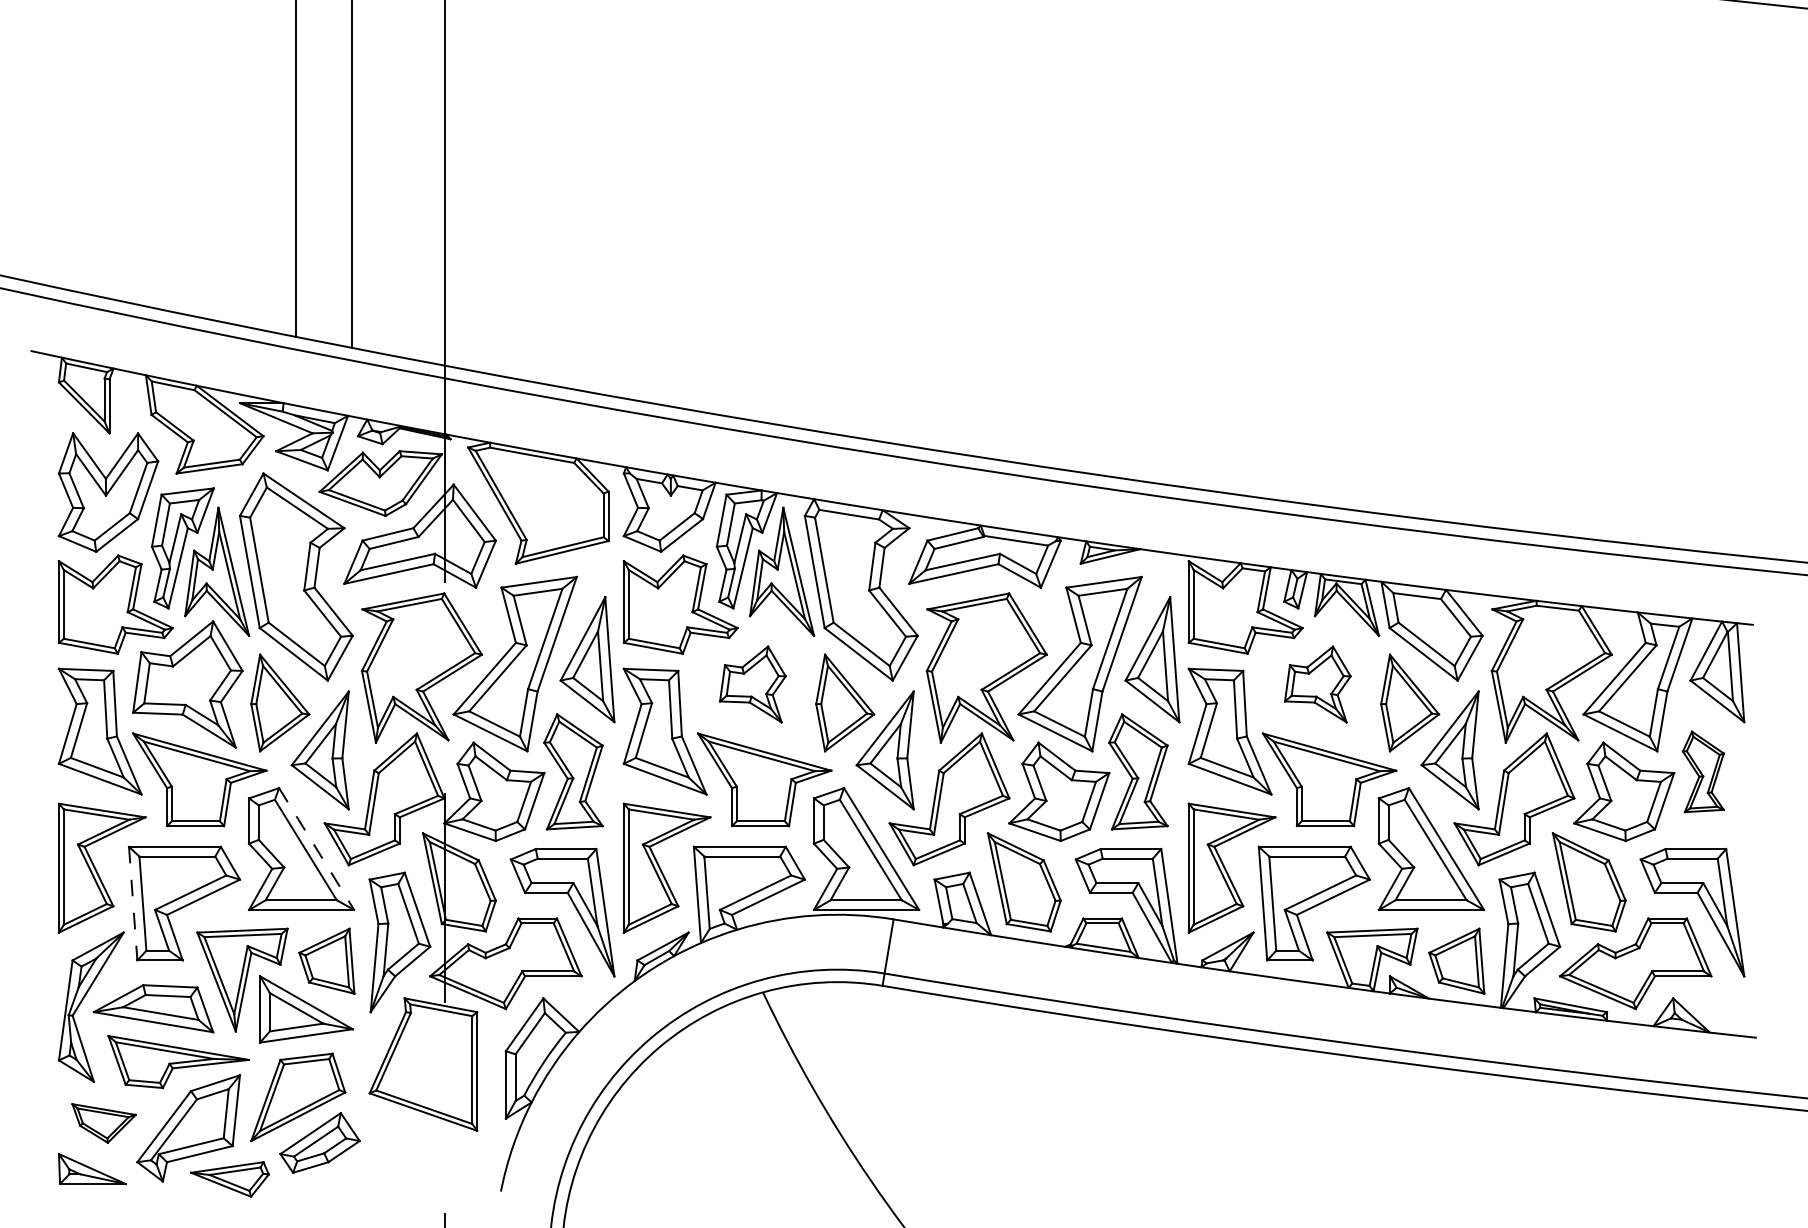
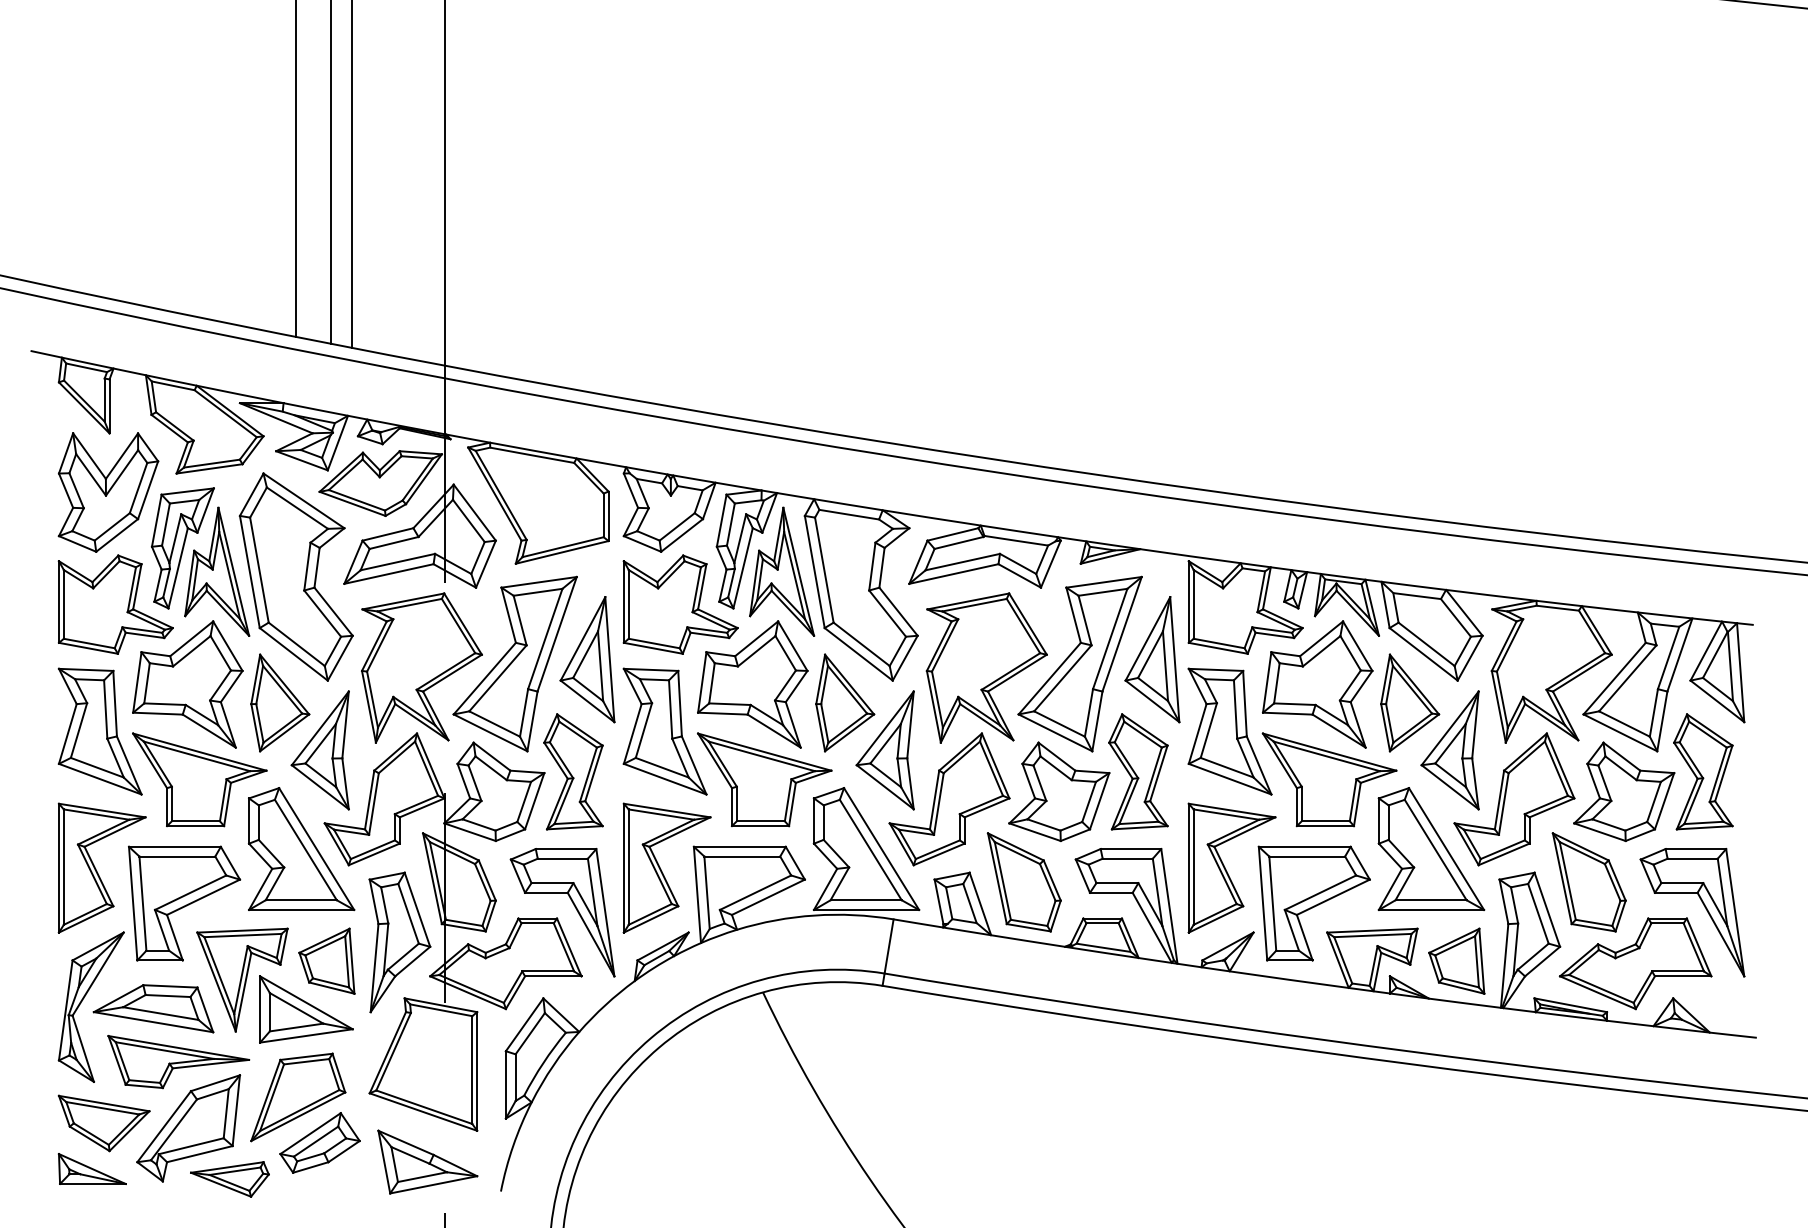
line: none -> present (331, 172)
part size: 68x79 px -> 112x129 px (752, 684)
part size: 68x79 px -> 112x129 px (1317, 684)
part size: 44x84 px -> 61x118 px (1703, 771)
line: dashed -> solid (316, 849)
line: dashed -> solid (133, 903)
part size: 66x41 px -> 94x59 px (103, 1123)
part: none -> present (427, 1161)
